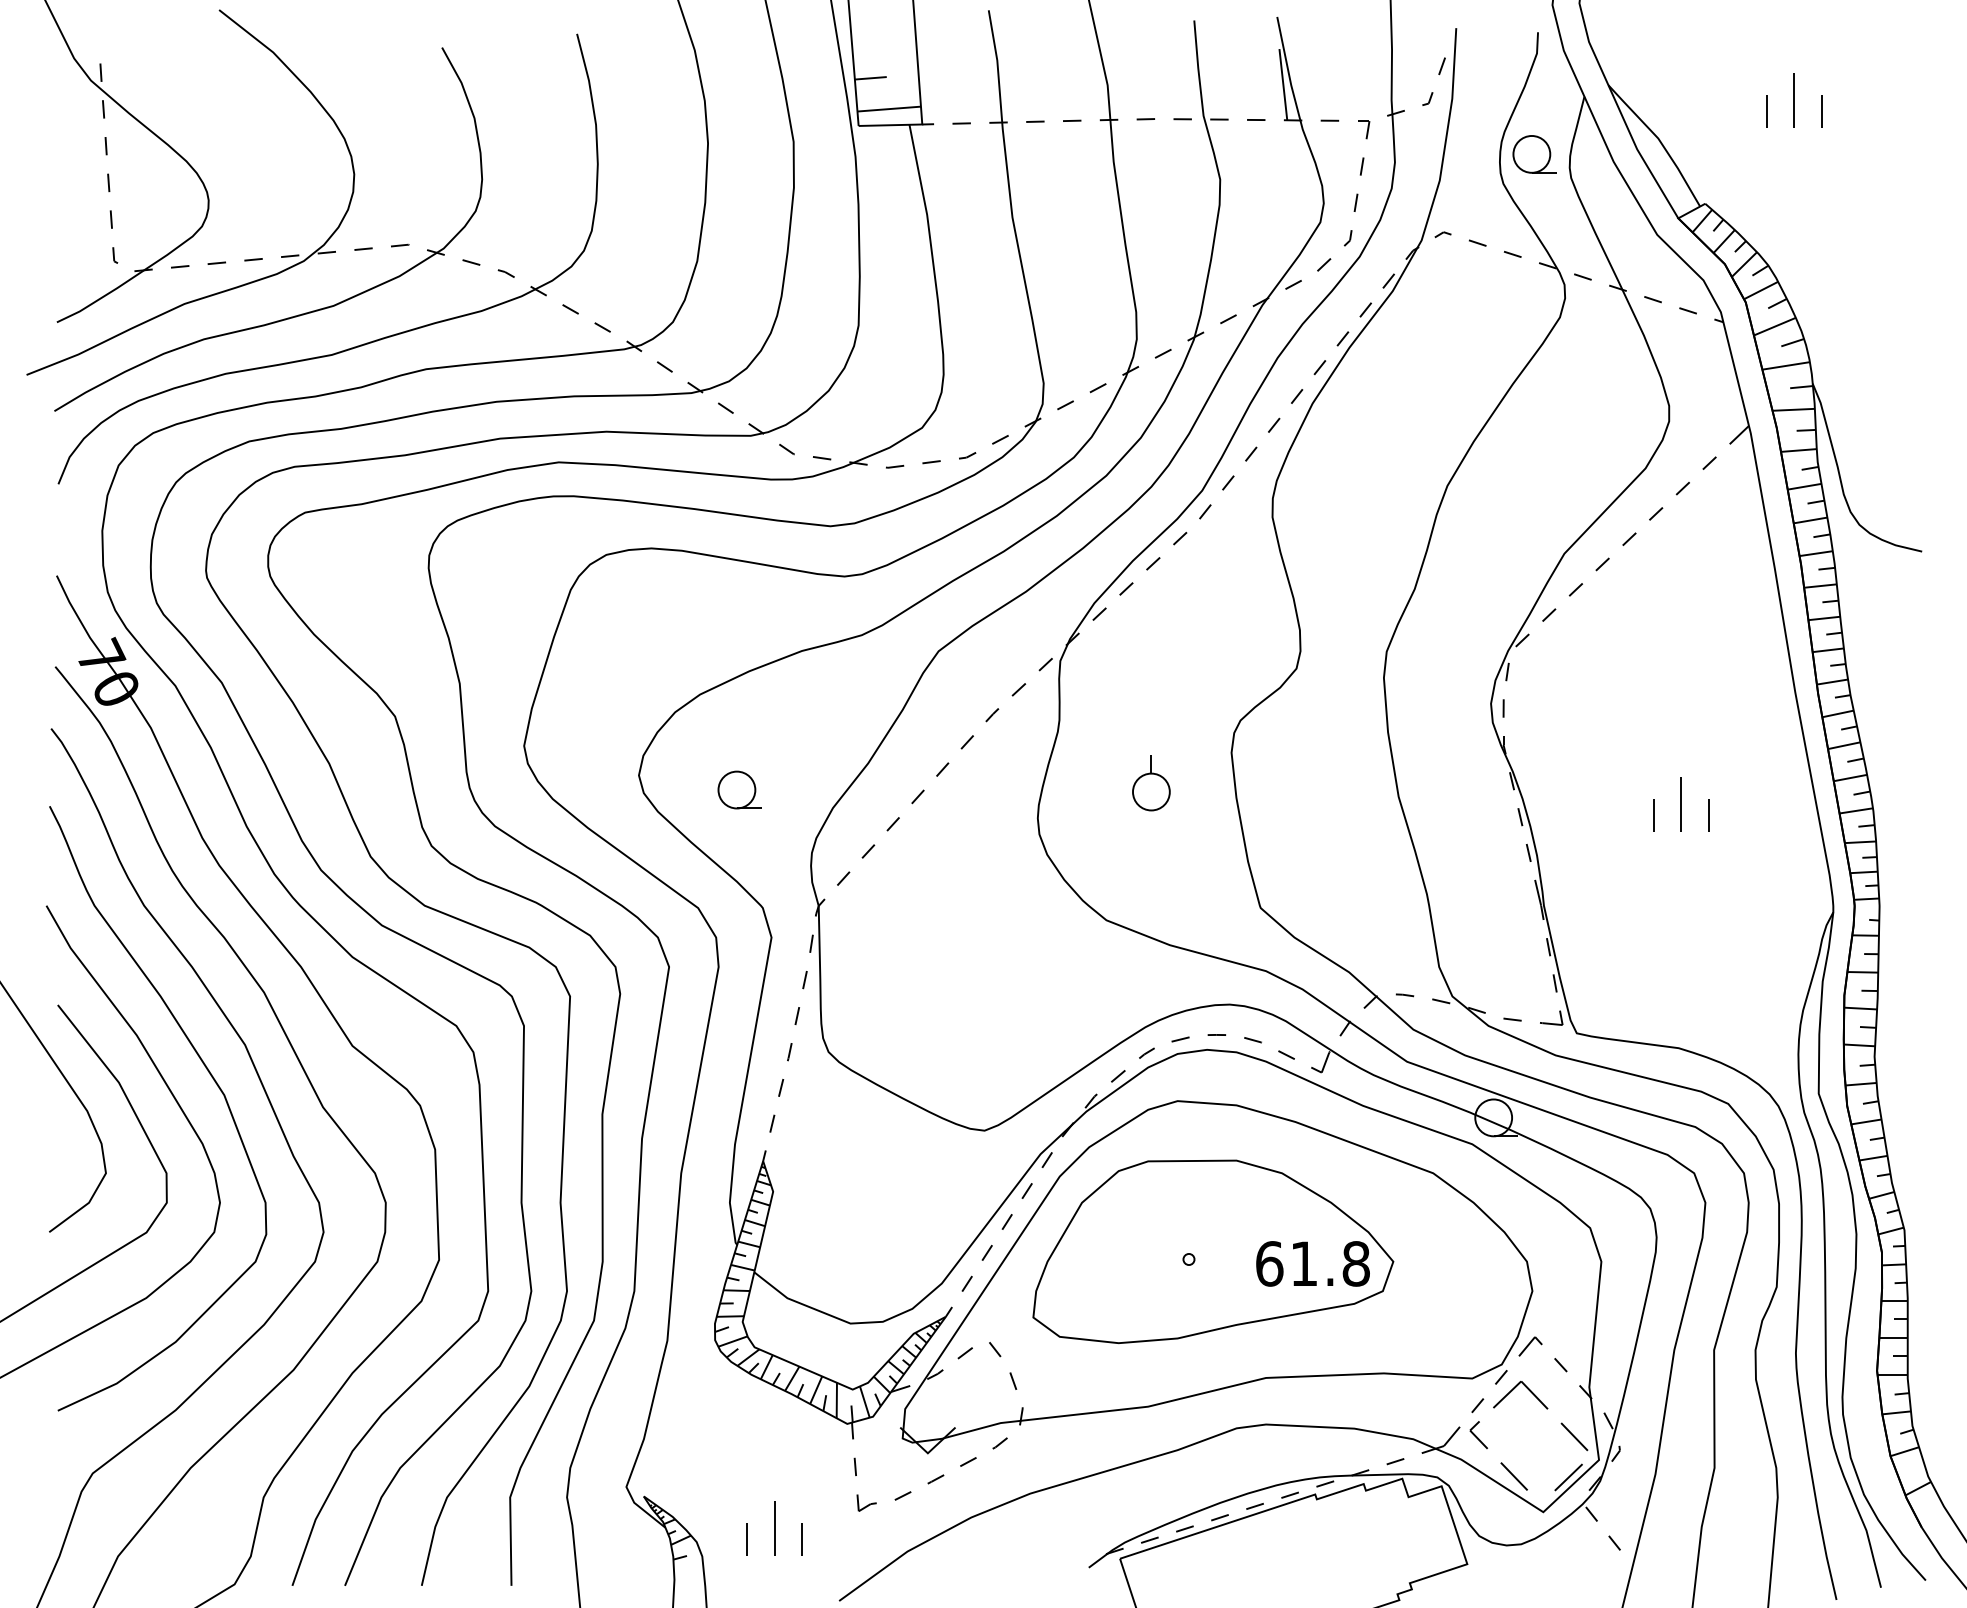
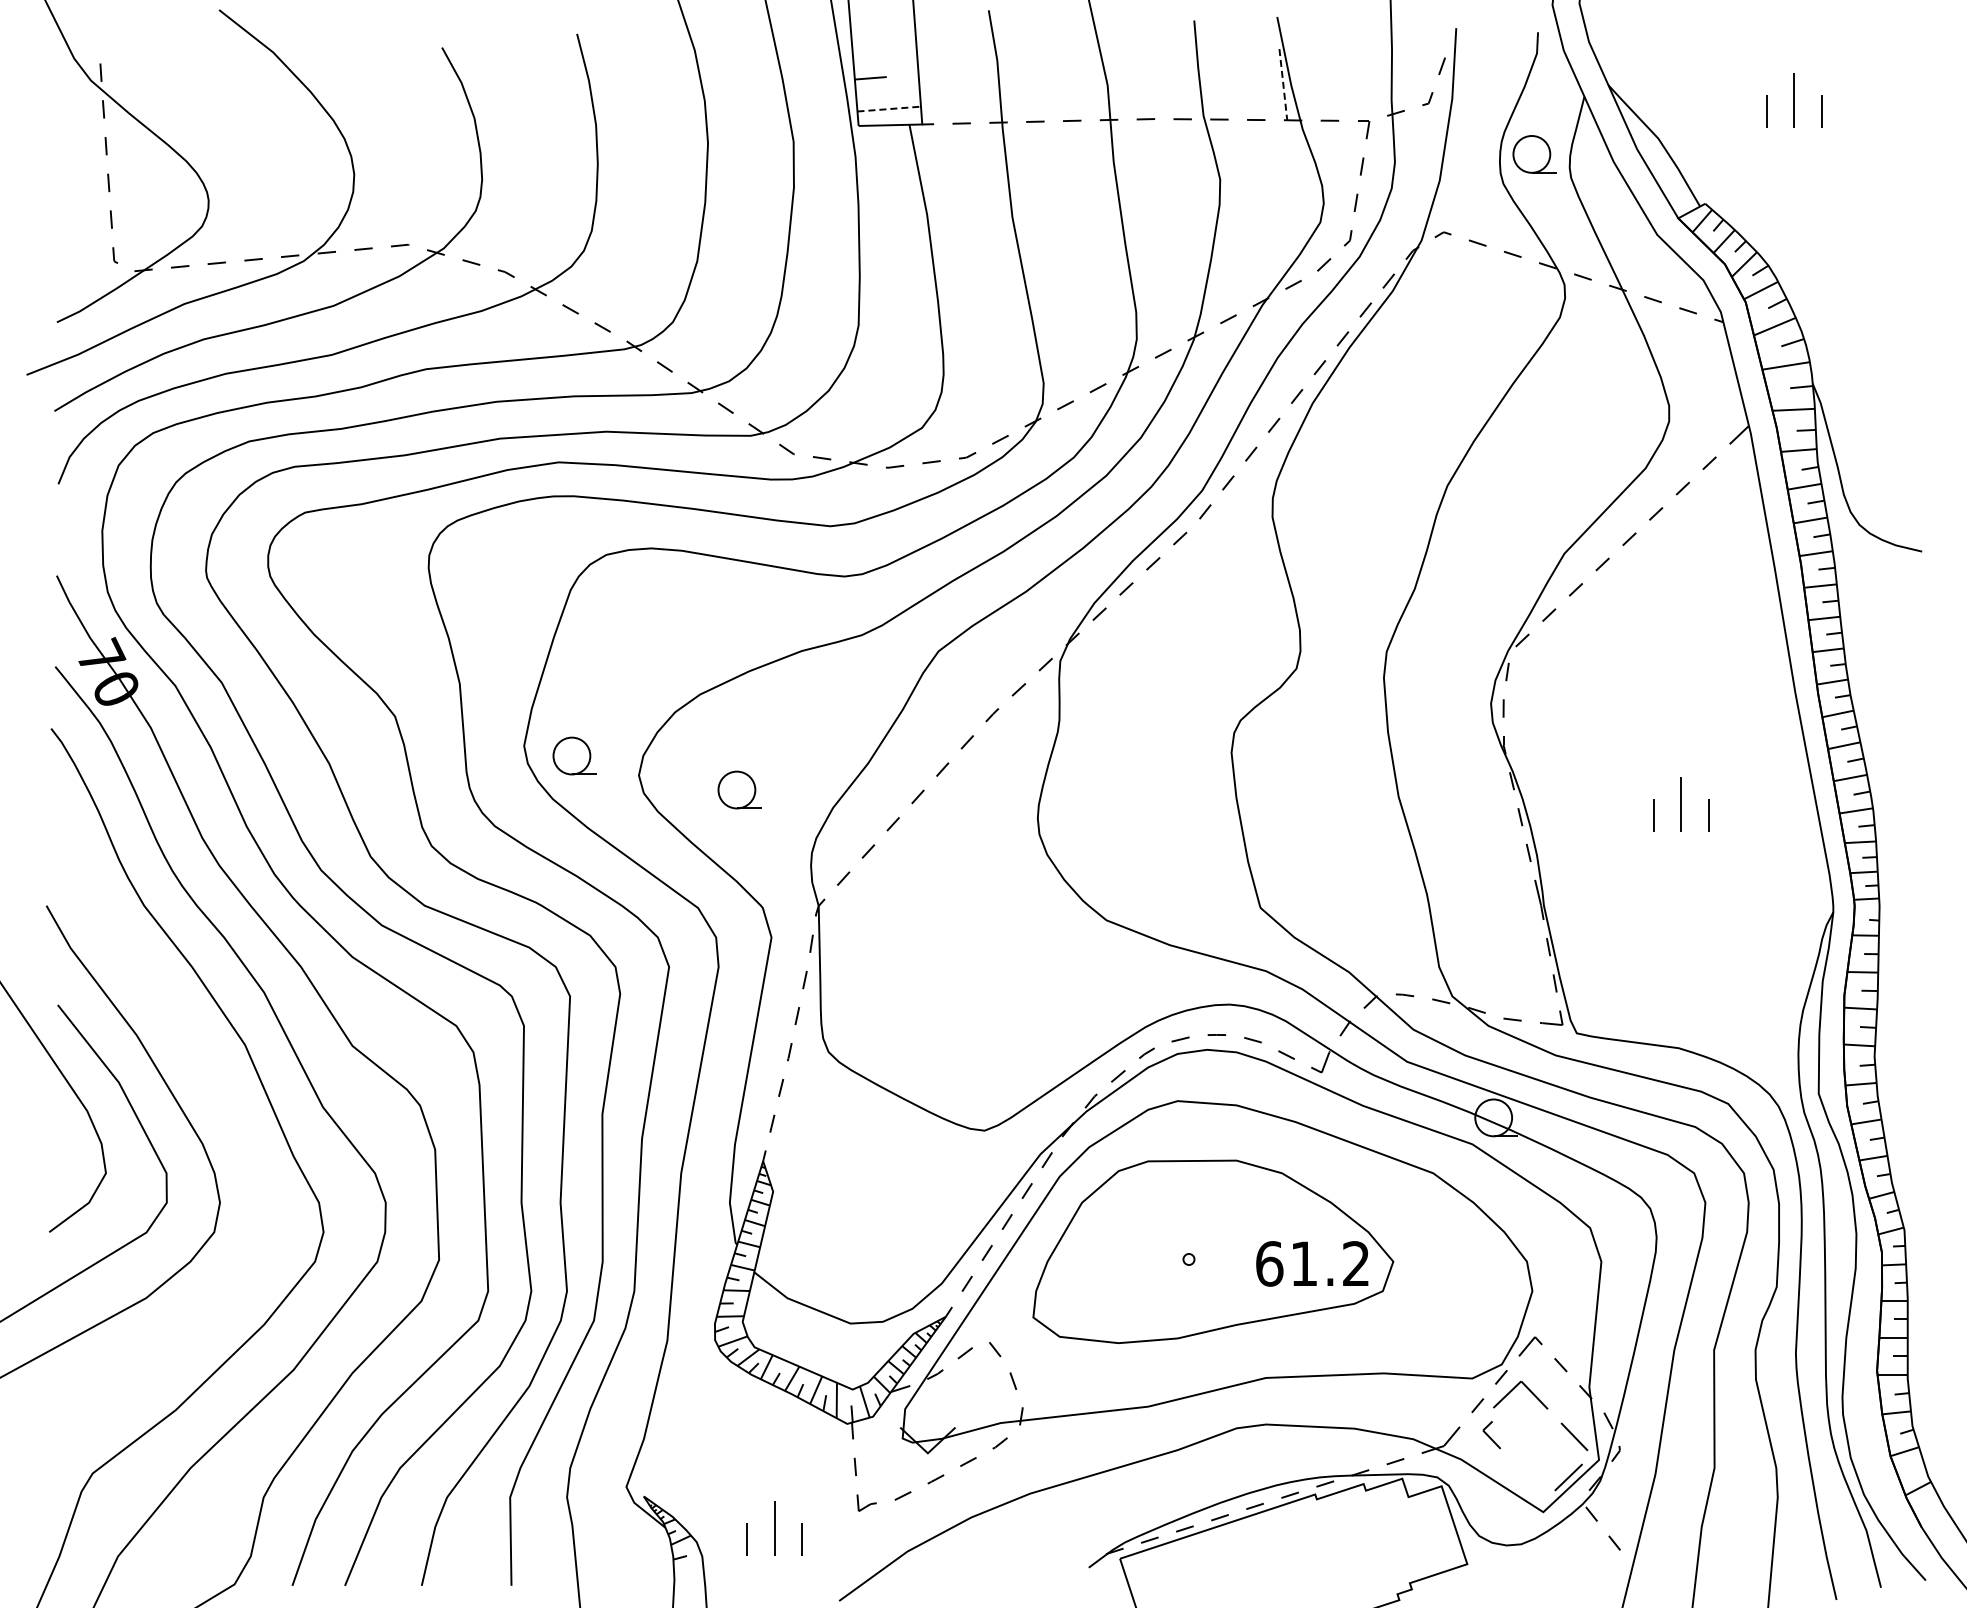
line: solid -> dashed (1283, 84)
line: solid -> dashed (889, 109)
part: none -> present (574, 755)
part: present -> none (1151, 783)
curve: present -> none (209, 1074)
text: 61.8 -> 61.2 (1355, 1263)
part position: (1478, 1435) -> (1491, 1435) (1491, 1435)
line: present -> none (1513, 1476)
